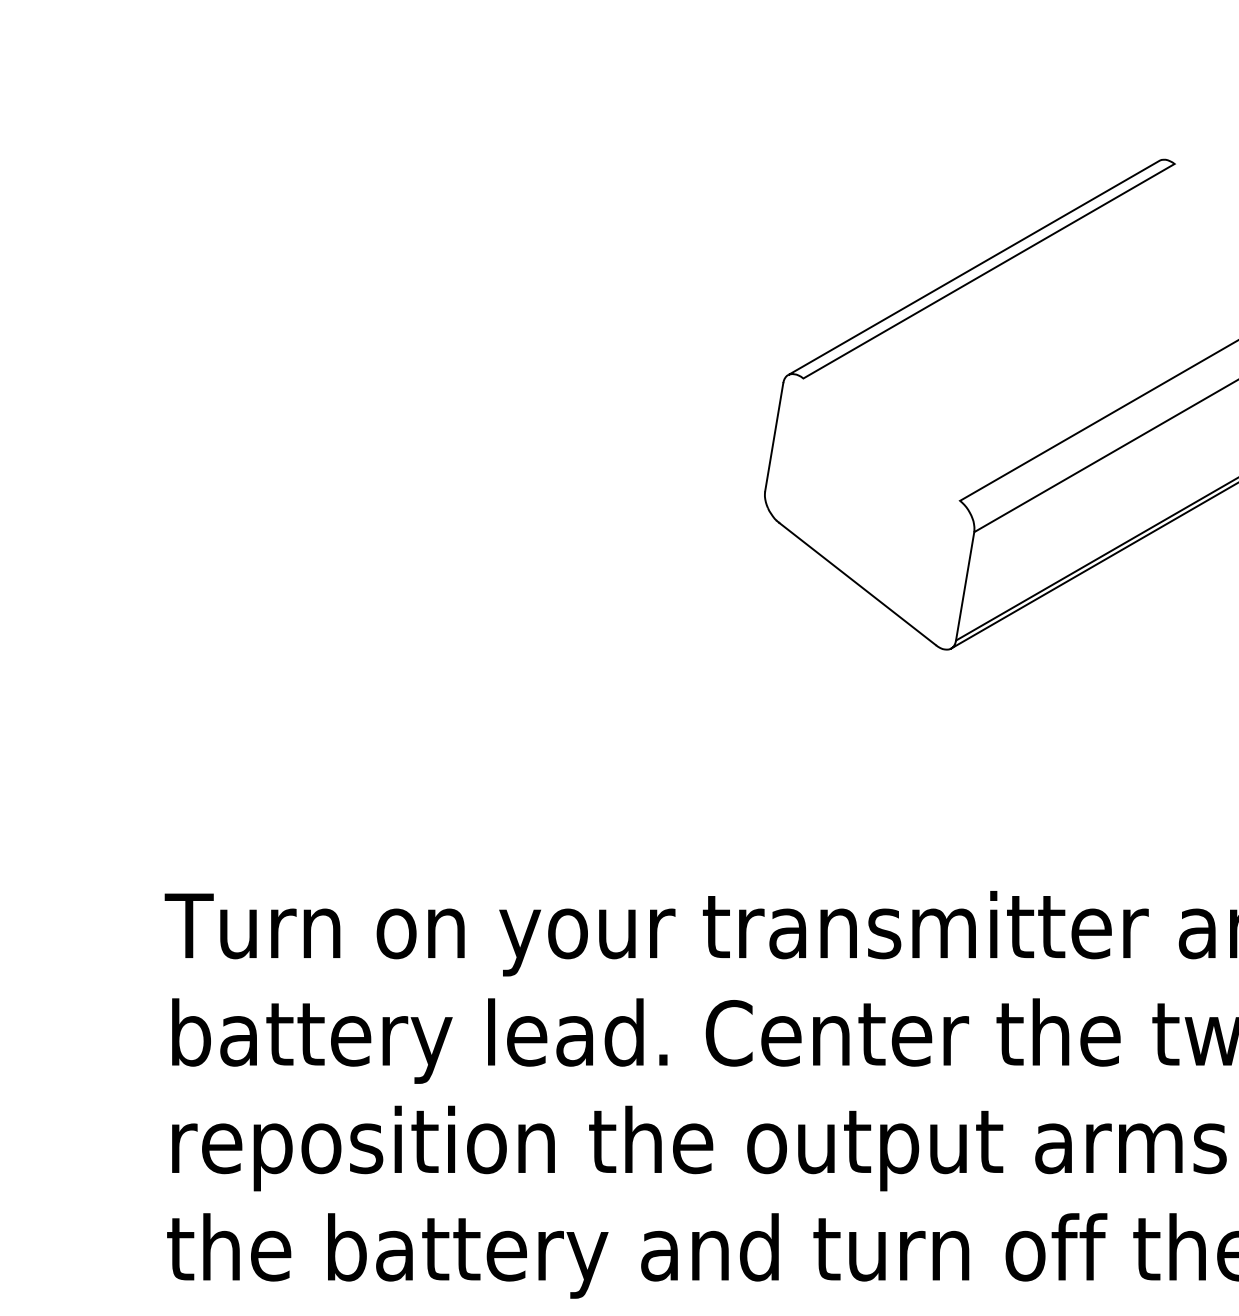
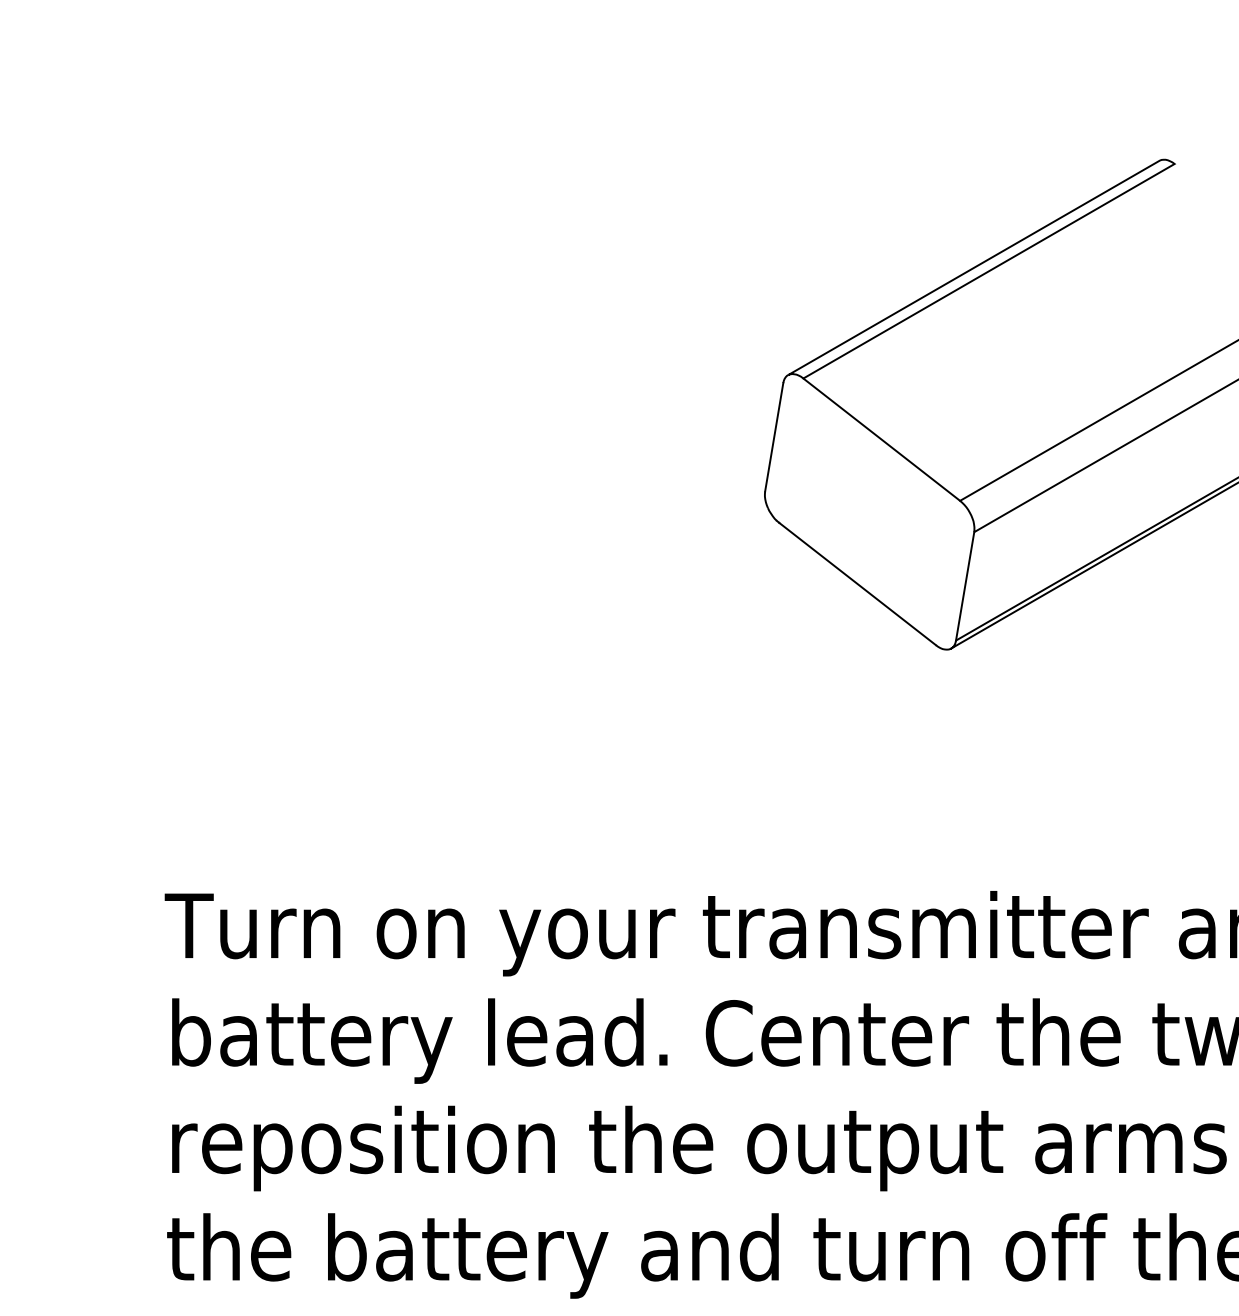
line: none -> present (881, 439)
